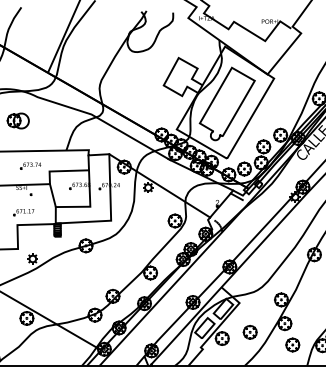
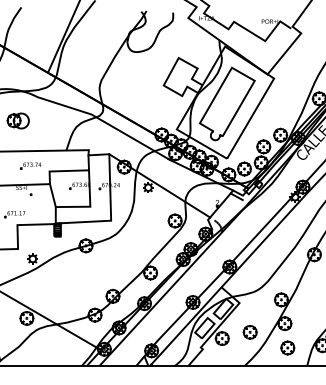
part position: (23, 212) -> (14, 214) (14, 214)
part position: (292, 344) -> (287, 347) (287, 347)
